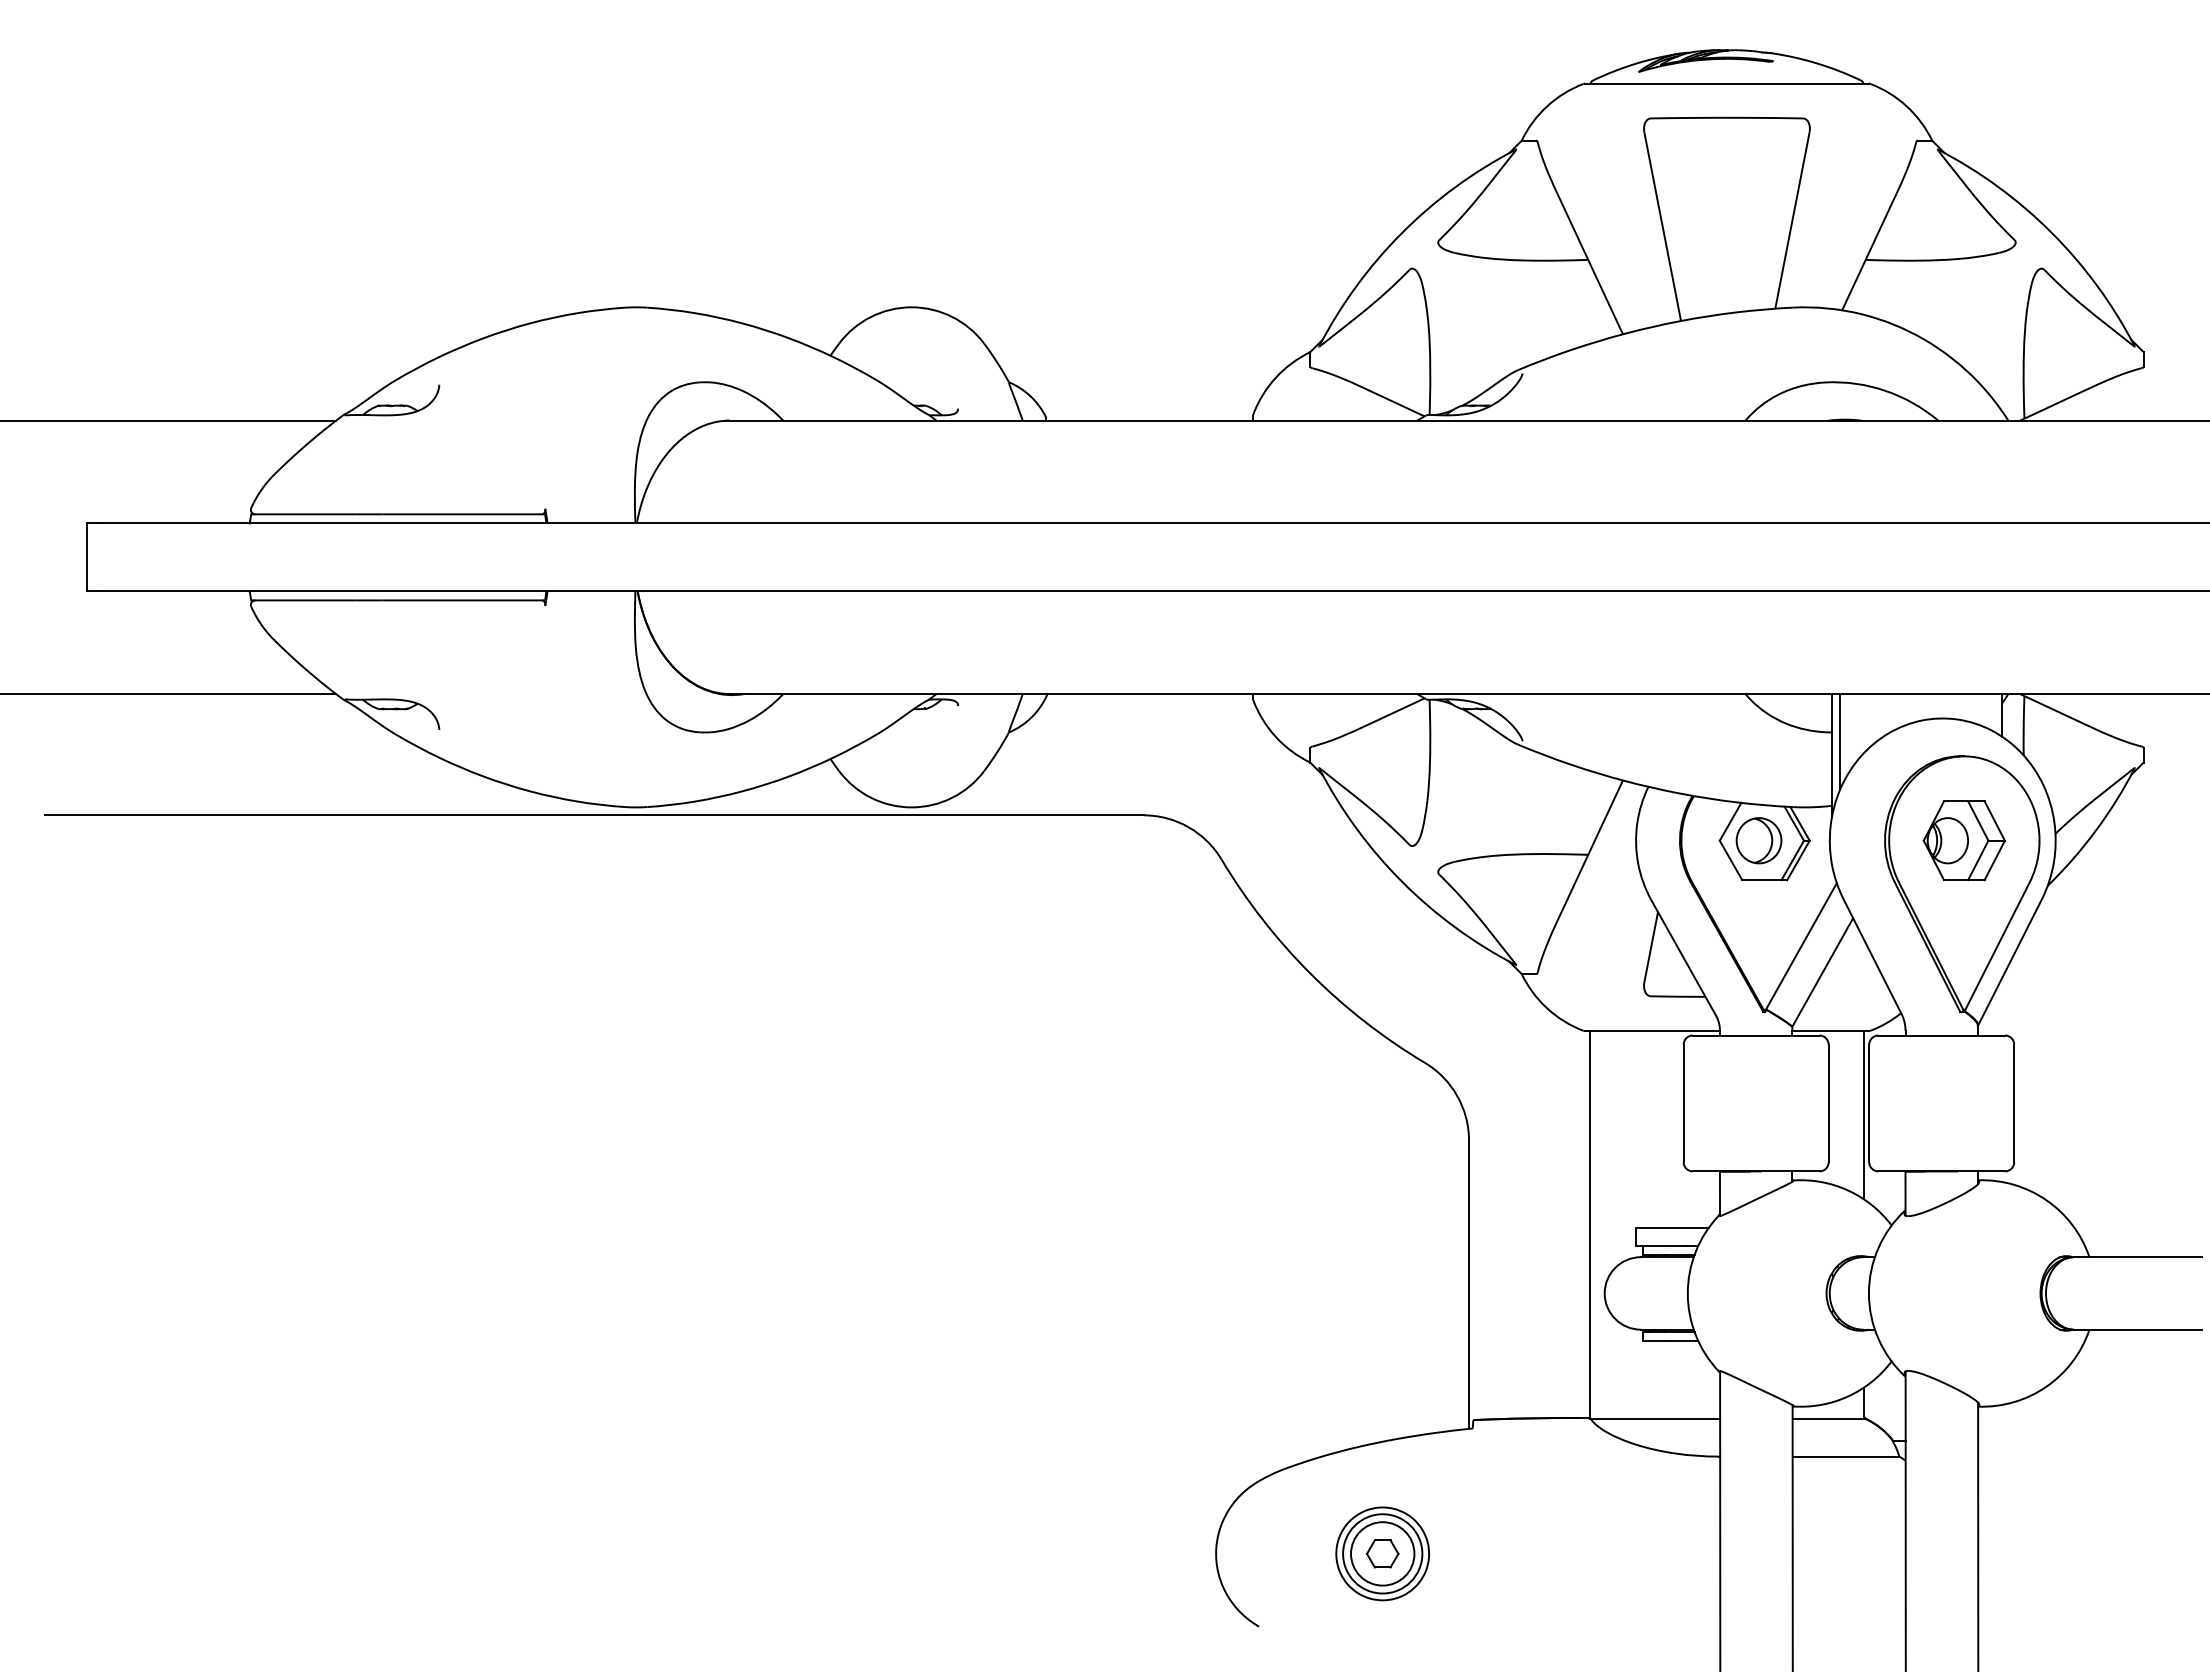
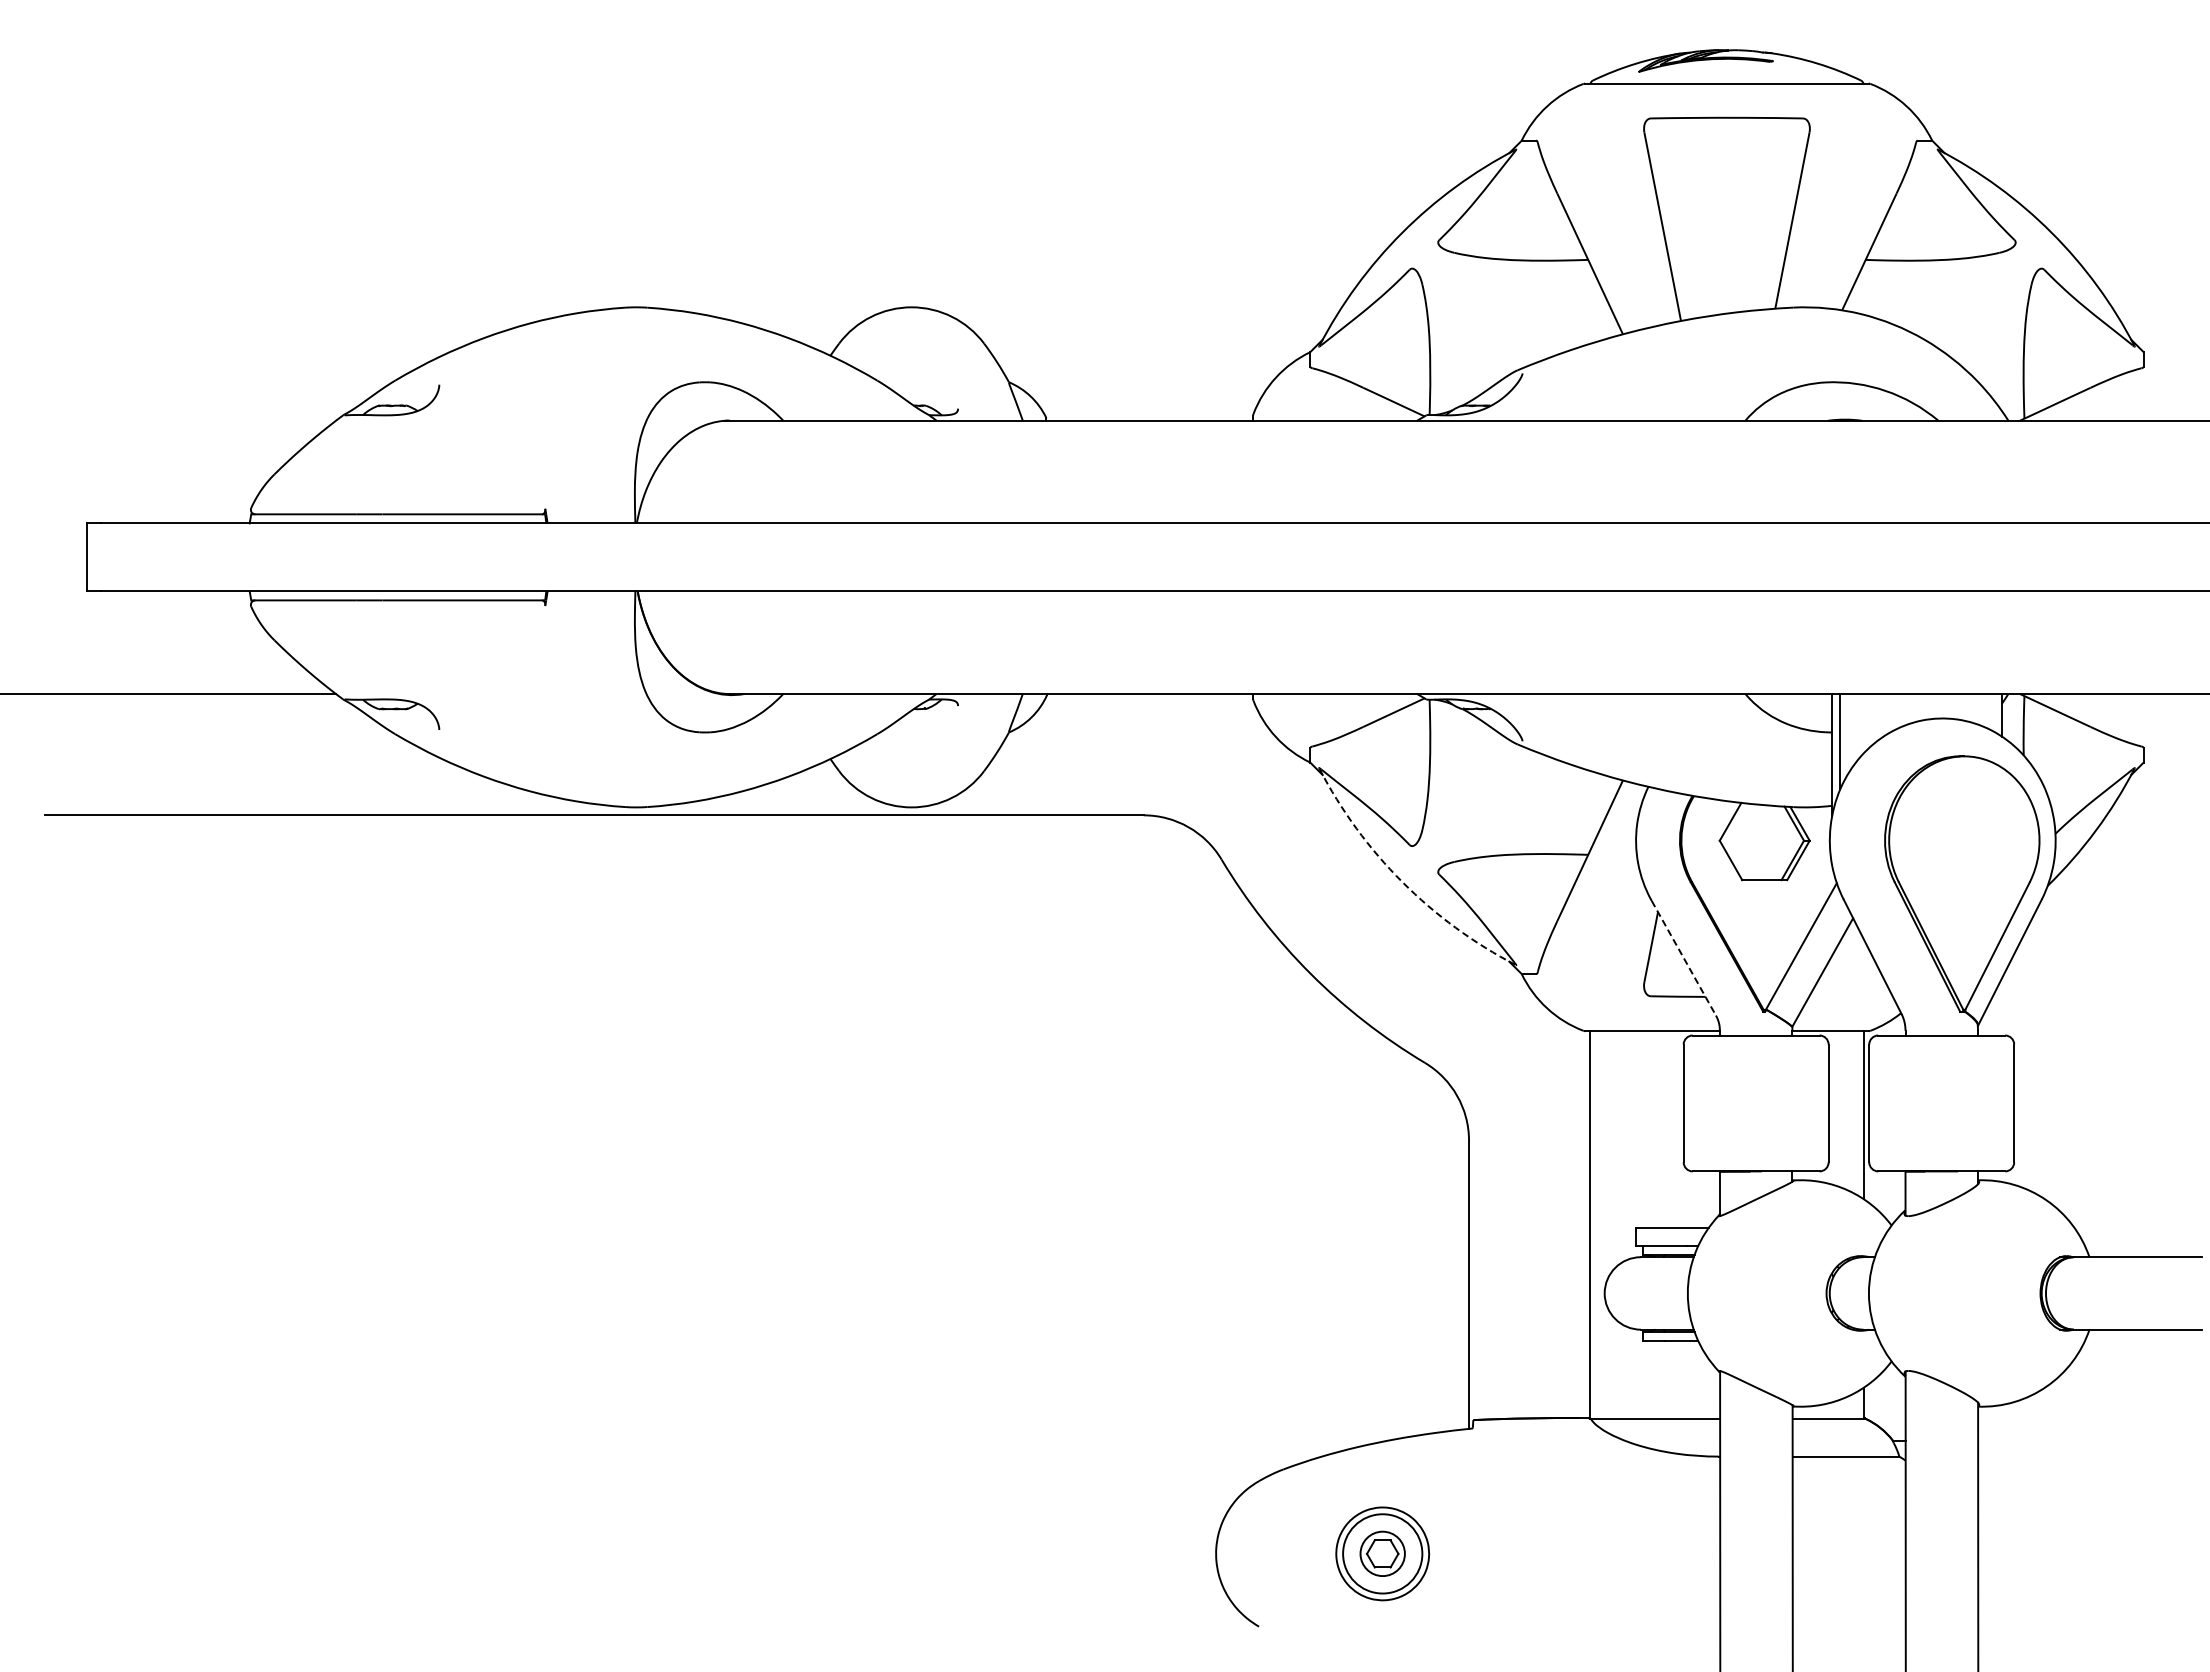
line: present -> none (168, 420)
part: present -> none (1758, 840)
part: present -> none (1963, 840)
arc: solid -> dashed (1402, 882)
line: solid -> dashed (1683, 958)
circle diameter: 63 px -> 44 px (1382, 1553)
